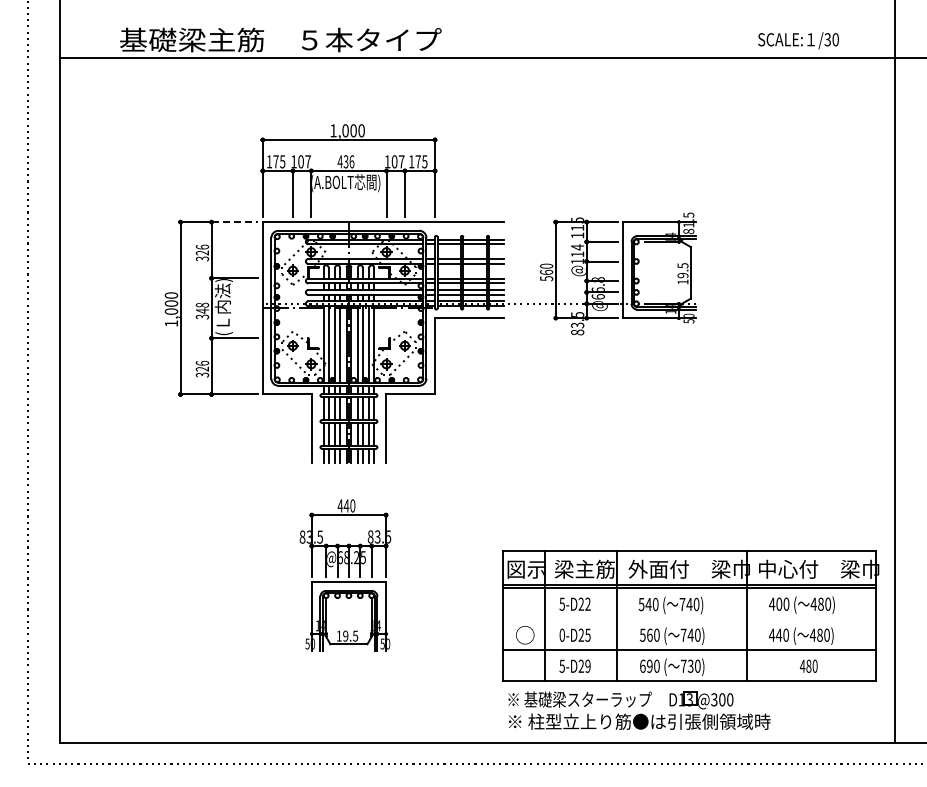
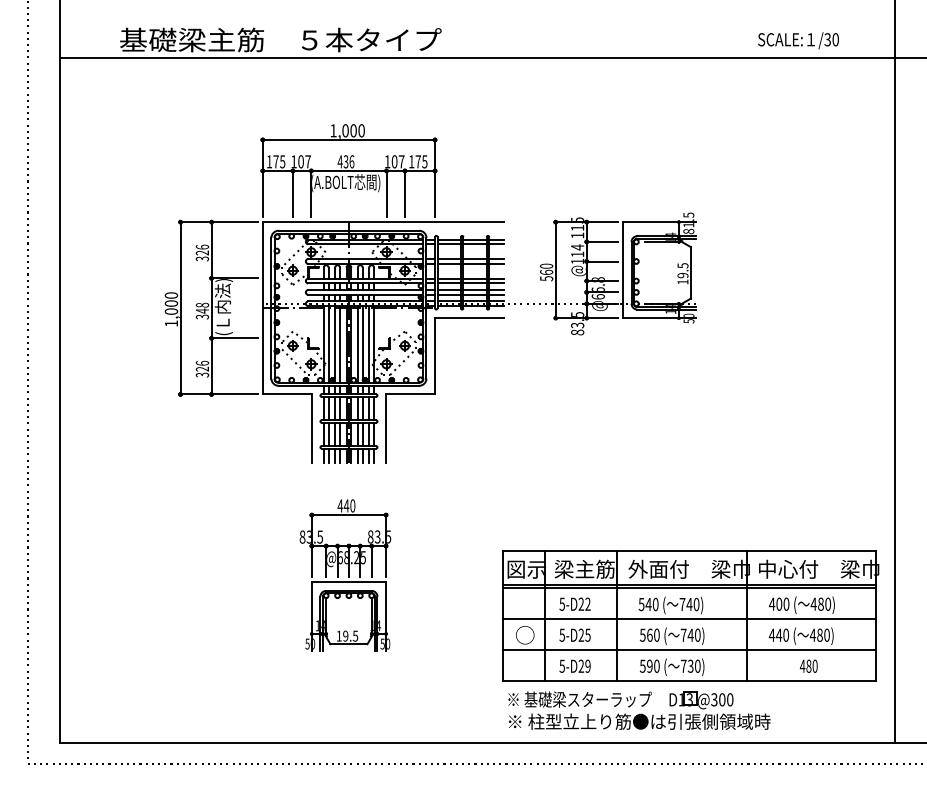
line: dashed -> solid (235, 222)
line: none -> present (689, 618)
text: 0-D25 -> 5-D25 (561, 634)
text: 690 -> 590 (642, 665)
